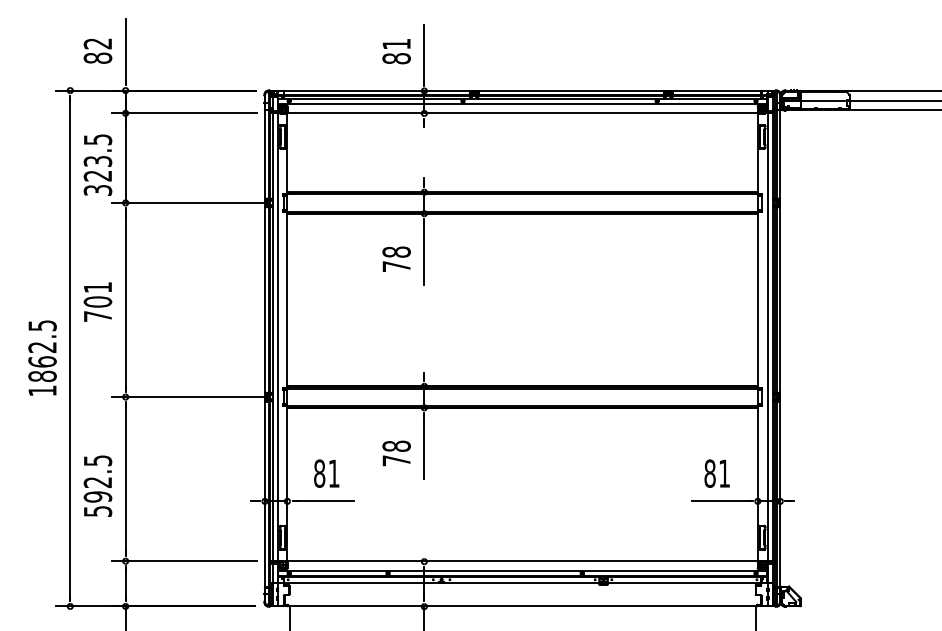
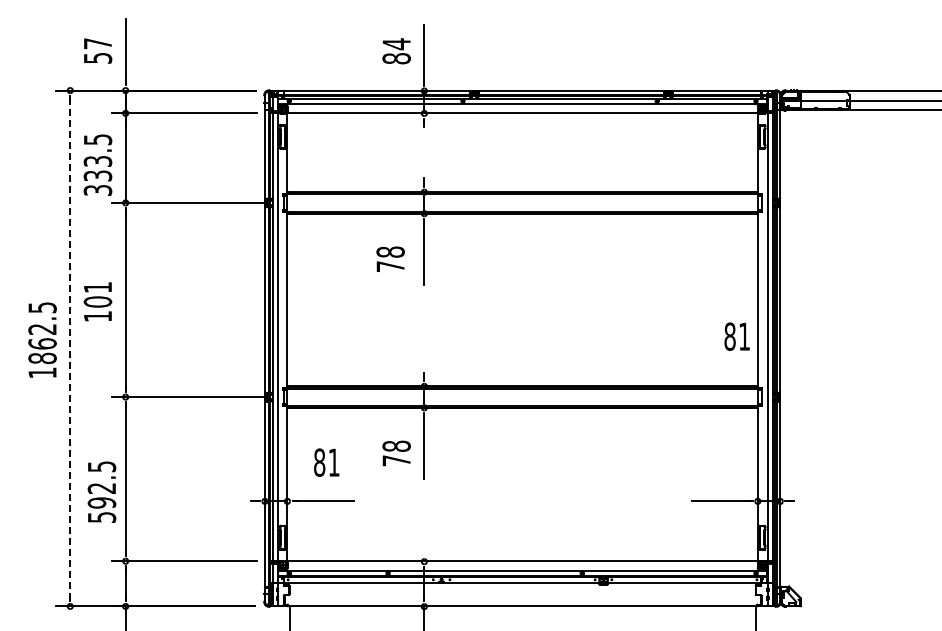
text: 81 -> 84 (396, 44)
text: 82 -> 57 (97, 50)
text: 323.5 -> 333.5 (98, 175)
text position: (396, 258) -> (390, 258) (390, 258)
text: 701 -> 101 (97, 316)
line: solid -> dashed (70, 349)
text position: (42, 357) -> (42, 339) (42, 339)
text position: (326, 473) -> (326, 462) (326, 462)
text position: (716, 473) -> (736, 336) (736, 336)
text position: (97, 485) -> (101, 491) (101, 491)
